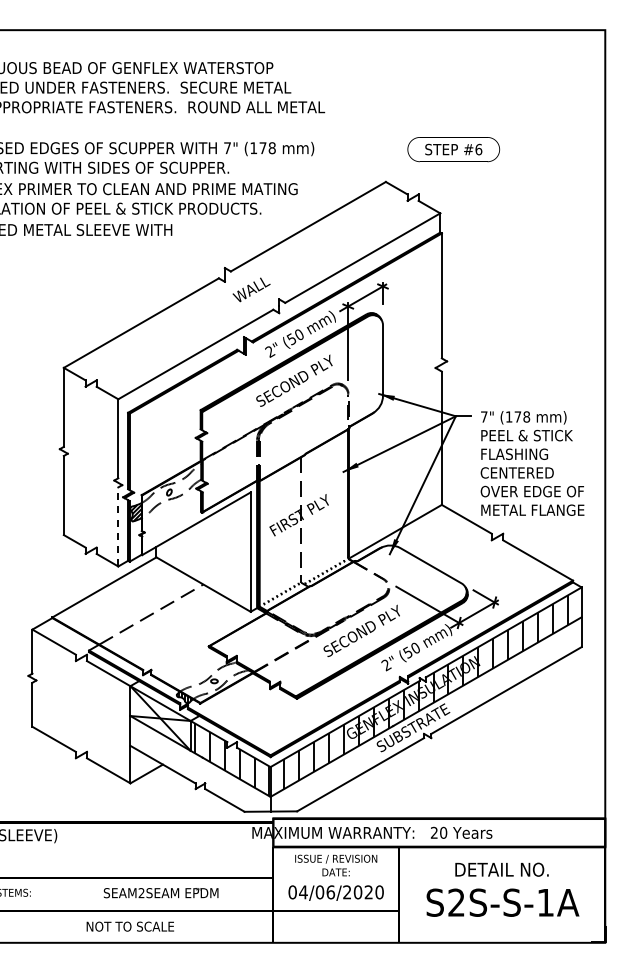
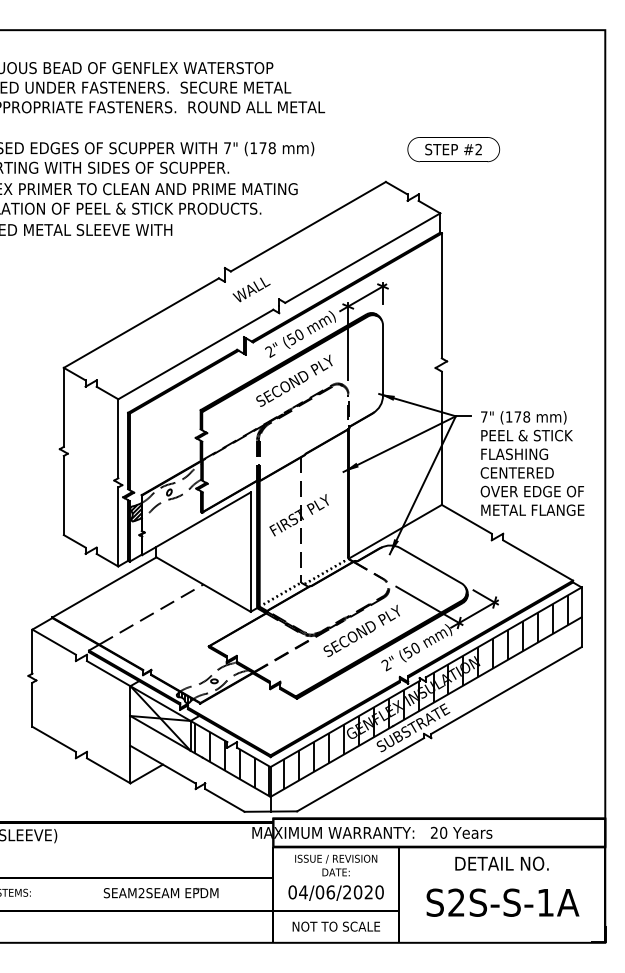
text: #6 -> #2 (478, 149)
line: dashed -> solid (118, 526)
text position: (501, 869) -> (501, 863) (501, 863)
text position: (129, 926) -> (335, 926) (335, 926)
